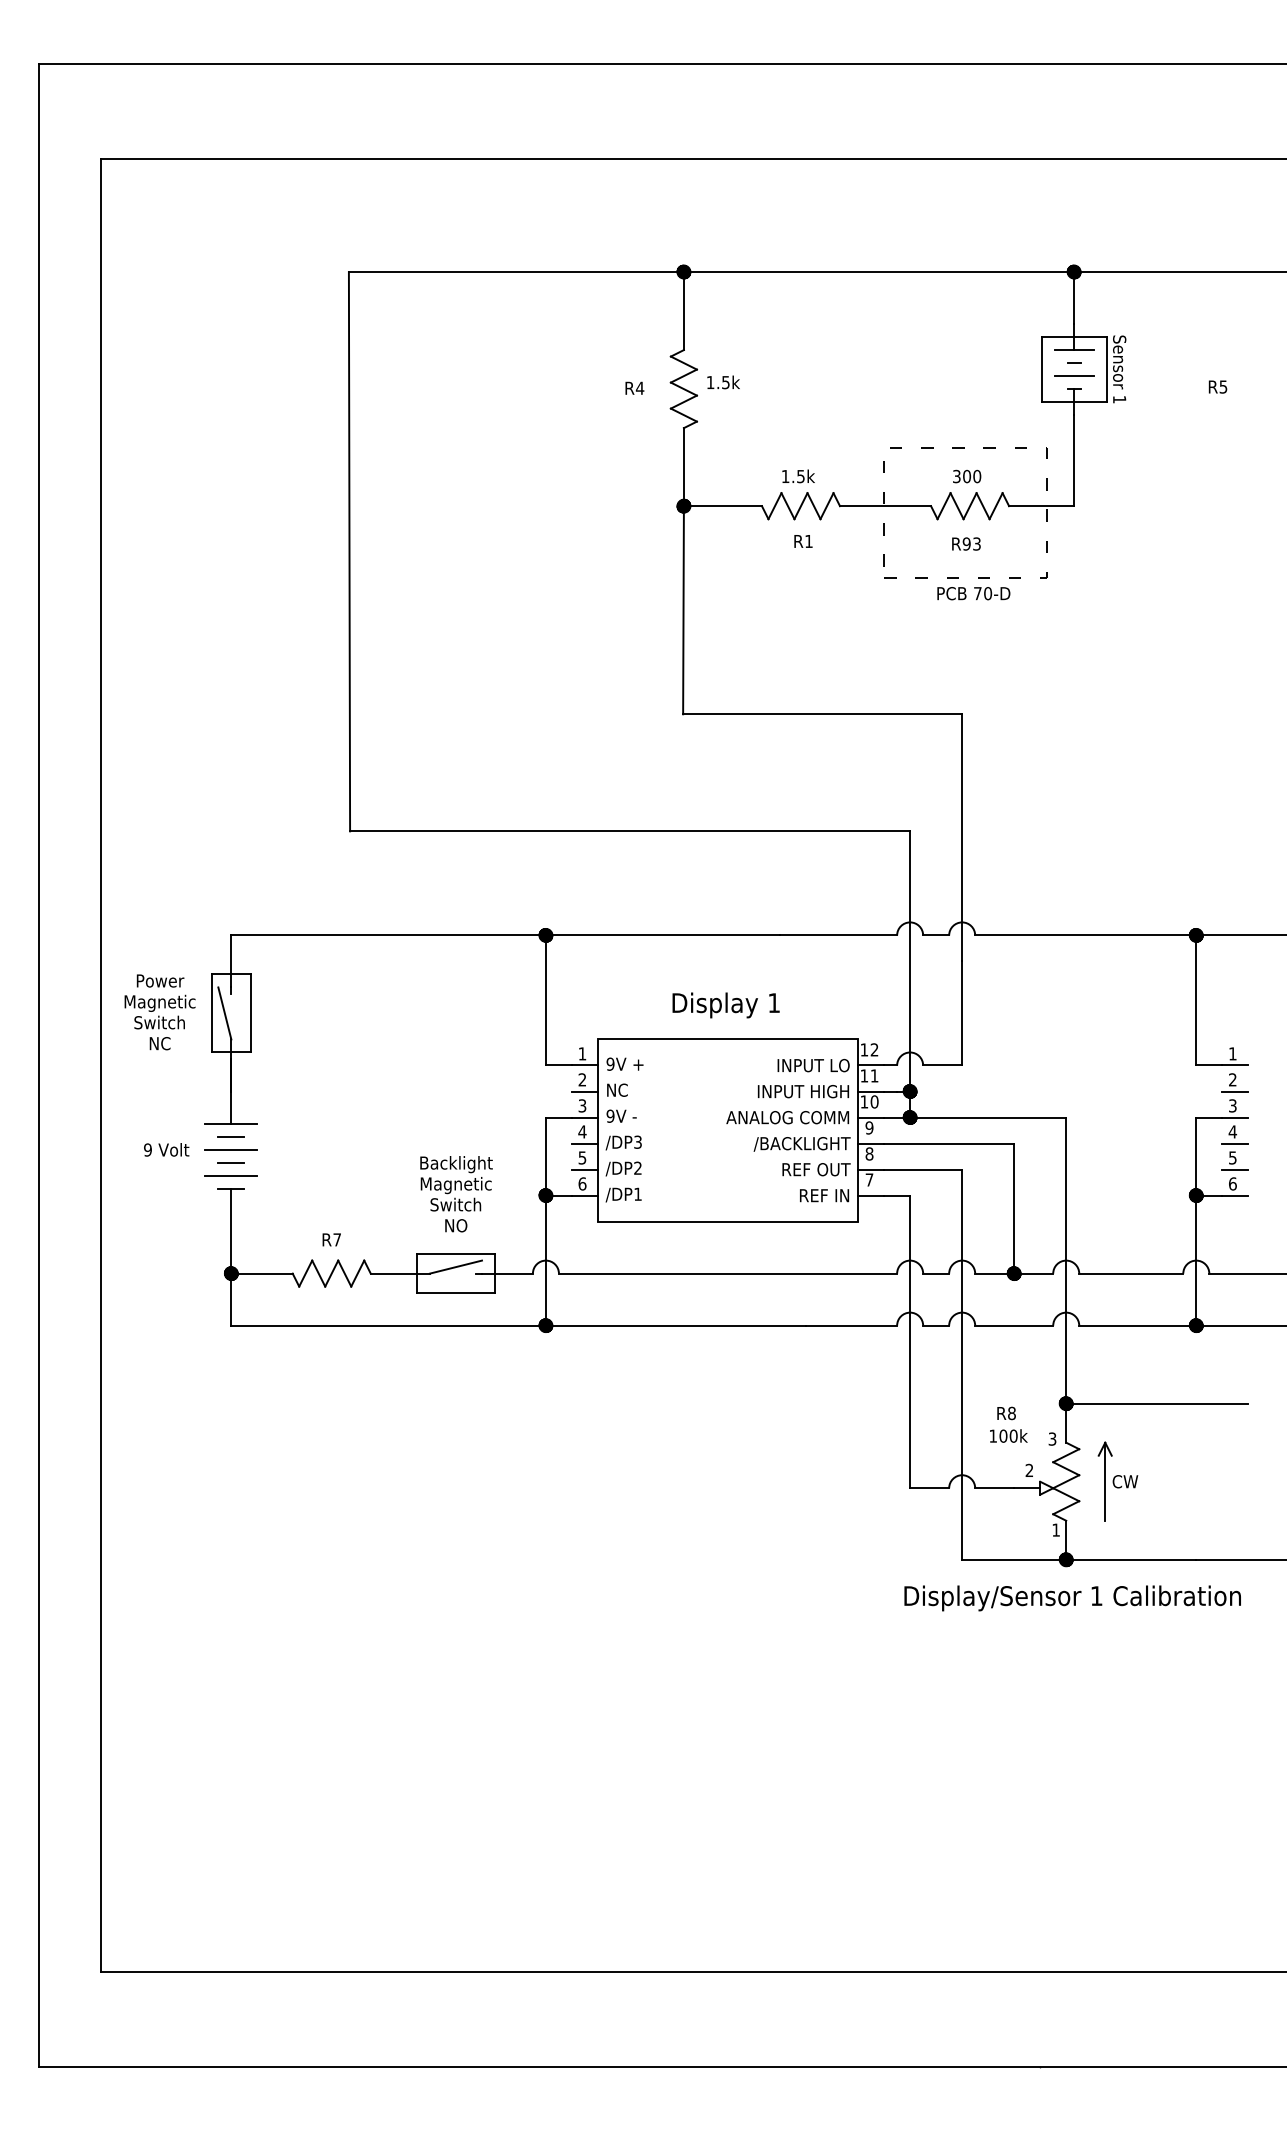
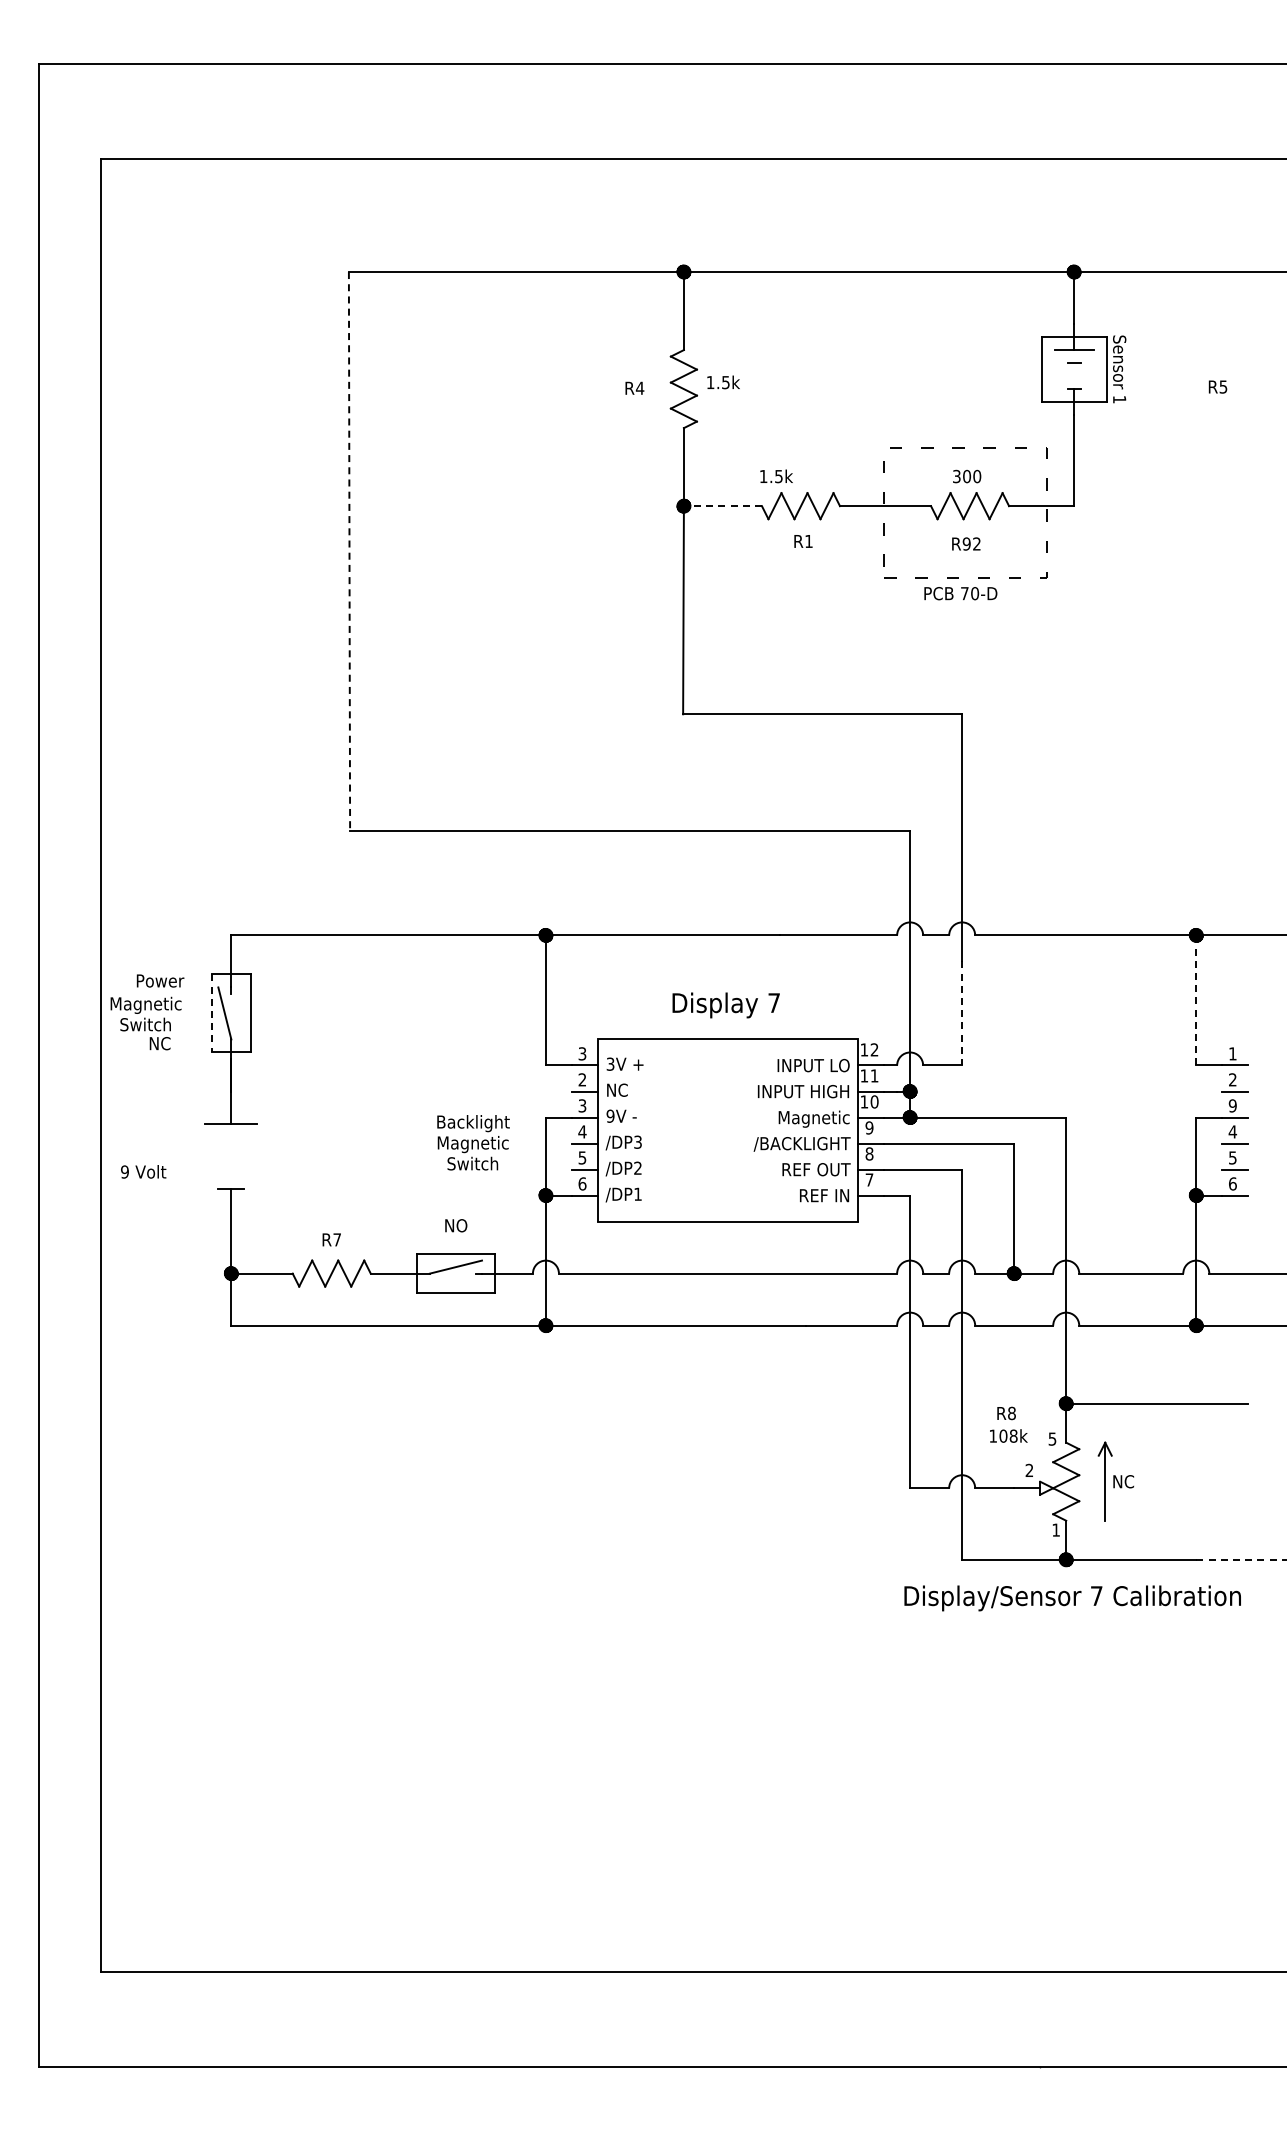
line: present -> none (1073, 376)
text position: (798, 476) -> (776, 476) (776, 476)
line: solid -> dashed (722, 506)
text: R93 -> R92 (976, 543)
line: solid -> dashed (349, 551)
text position: (973, 593) -> (960, 593) (960, 593)
line: solid -> dashed (1196, 999)
text: 1 -> 7 (773, 1002)
text position: (159, 1011) -> (145, 1013) (145, 1013)
line: solid -> dashed (211, 1013)
line: solid -> dashed (962, 1013)
text: 1 -> 3 (582, 1053)
text: 9V -> 3V (610, 1063)
text: 3 -> 9 (1232, 1105)
text: ANALOG COMM -> Magnetic (787, 1118)
line: present -> none (231, 1137)
text position: (166, 1149) -> (143, 1171) (143, 1171)
line: present -> none (231, 1150)
line: present -> none (231, 1163)
line: present -> none (231, 1176)
text position: (456, 1183) -> (473, 1142) (473, 1142)
text: 100k -> 108k (1013, 1435)
text: 3 -> 5 (1052, 1438)
text: CW -> NC (1125, 1481)
line: solid -> dashed (1241, 1559)
text: 1 -> 7 (1096, 1595)
